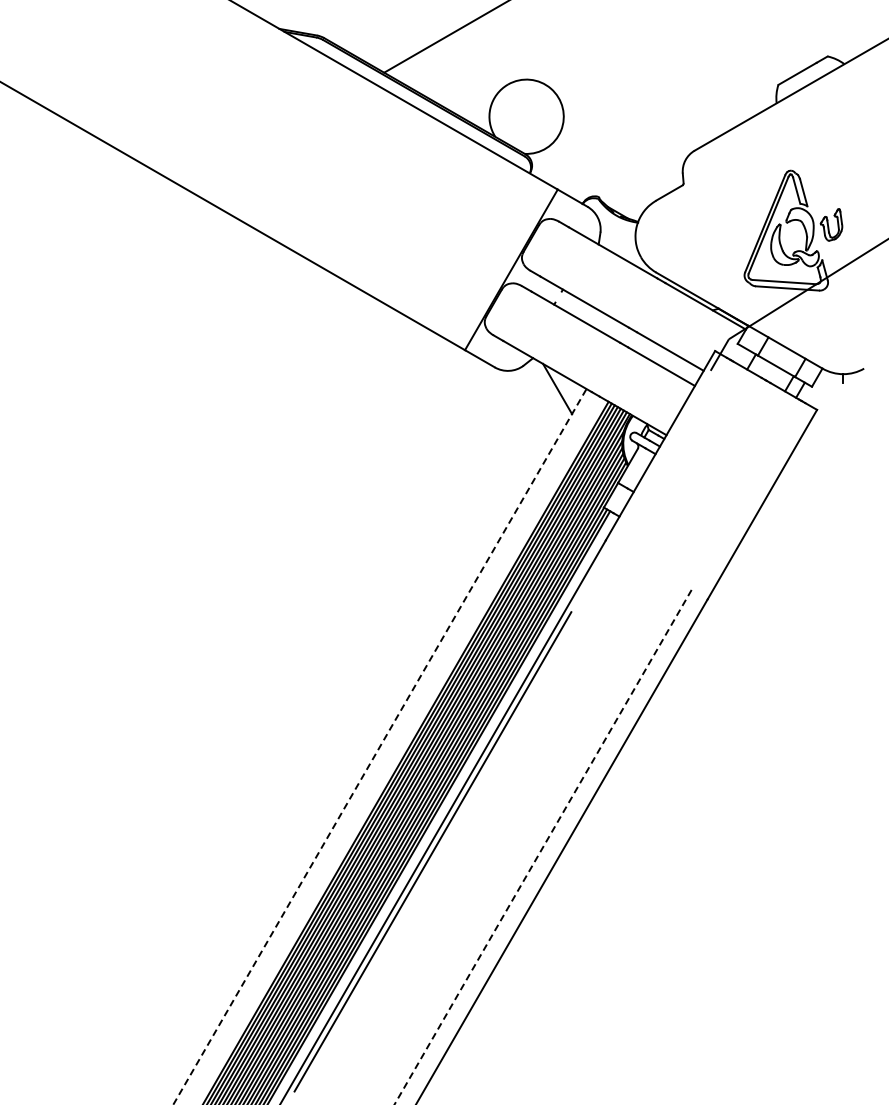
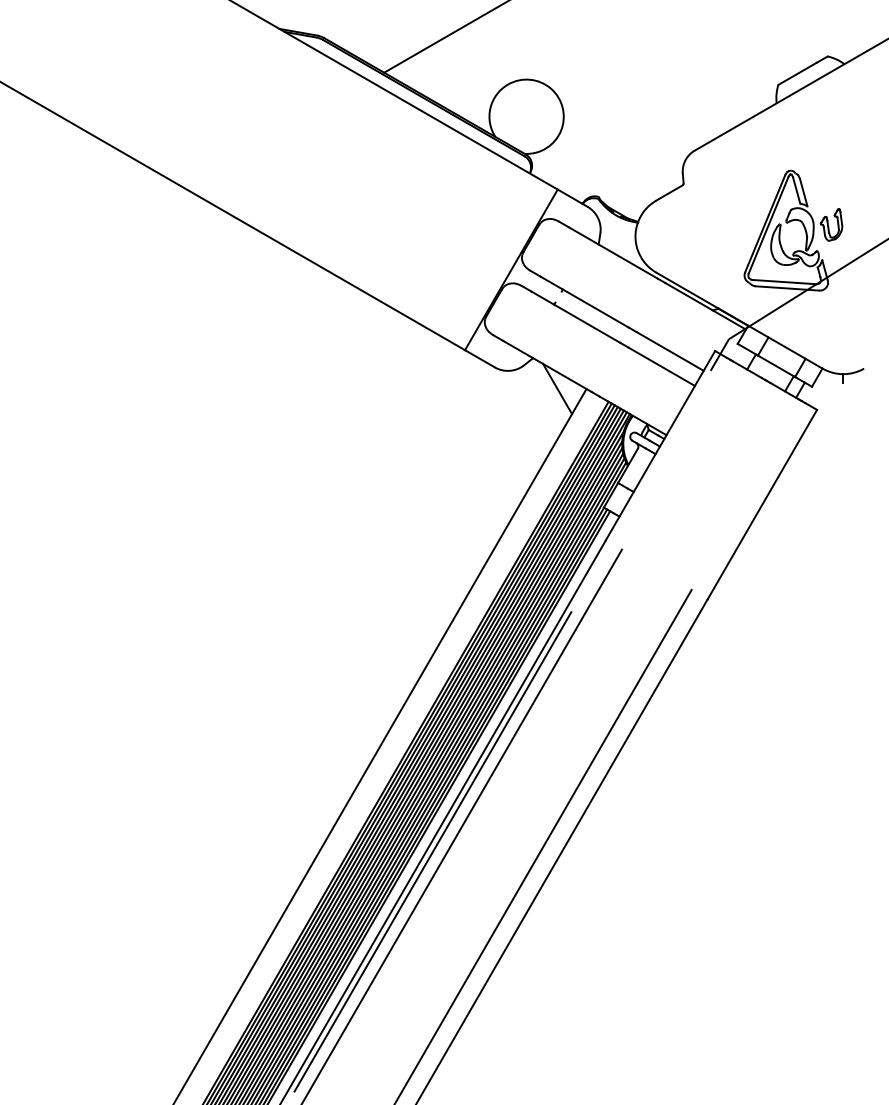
line: dashed -> solid (380, 746)
line: none -> present (462, 825)
line: dashed -> solid (542, 847)
